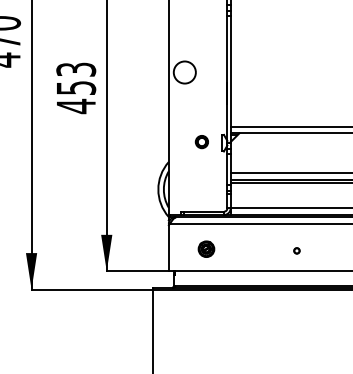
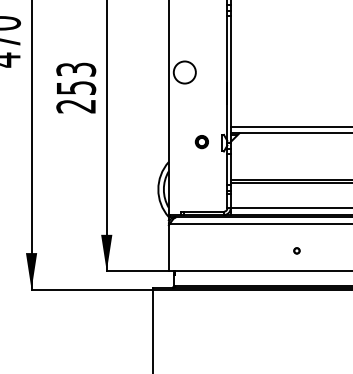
text: 453 -> 253 (75, 106)
line: present -> none (289, 173)
part: present -> none (206, 248)
